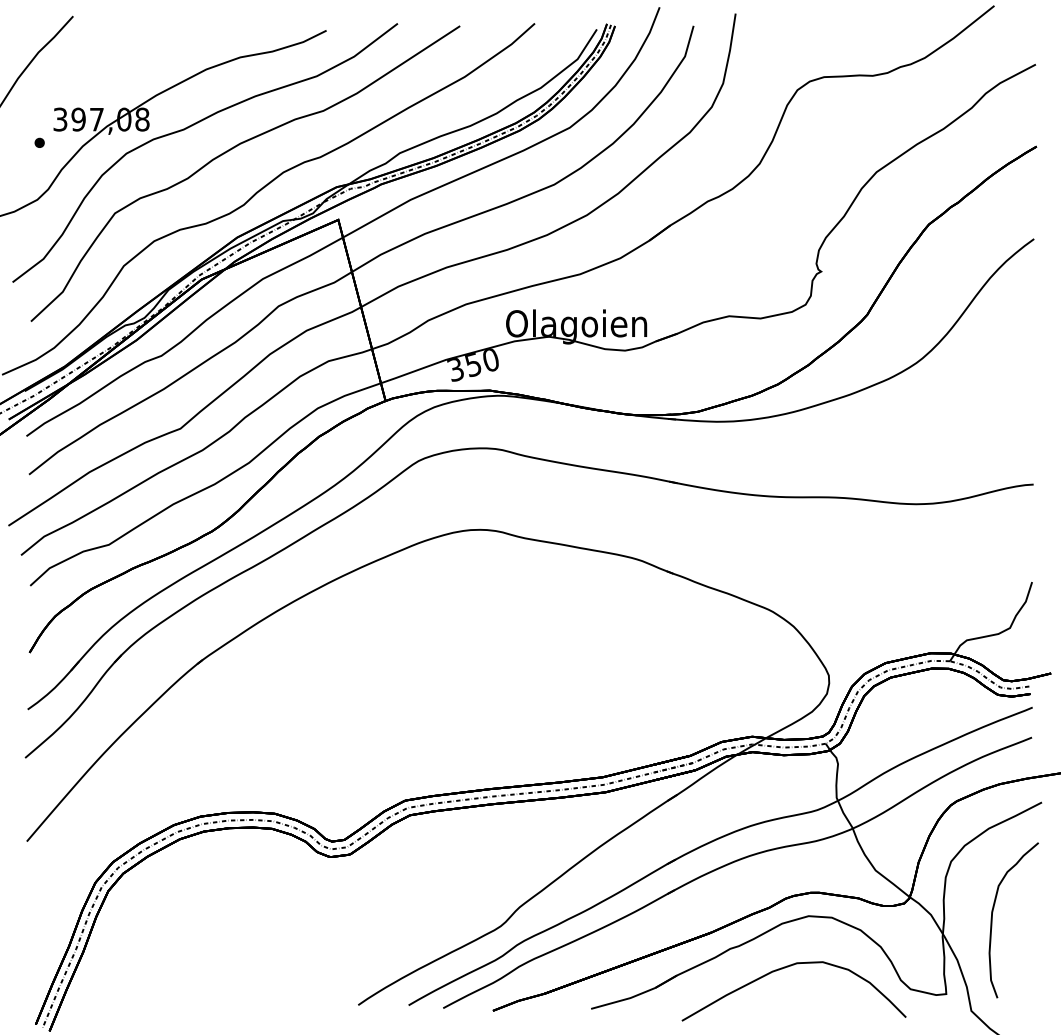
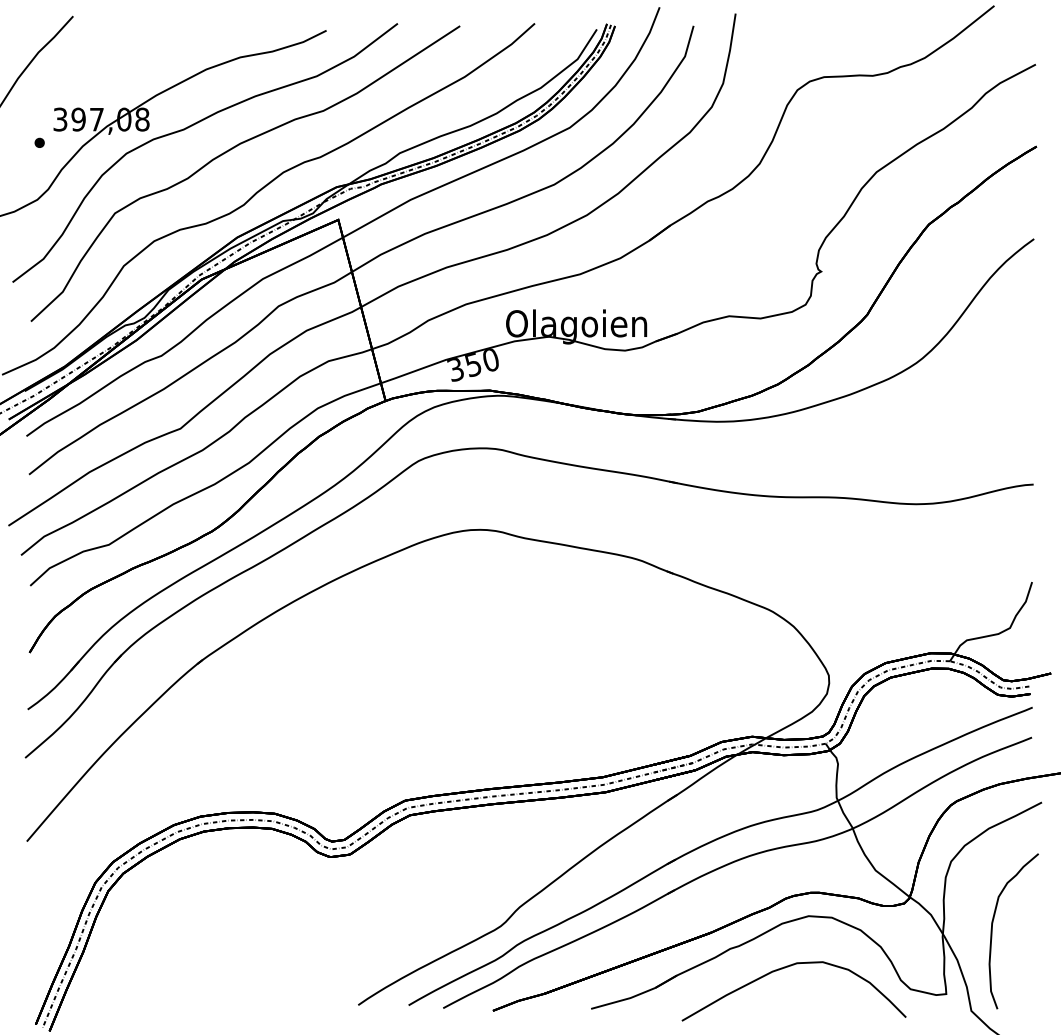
curve position: (992, 920) -> (992, 931) (992, 931)
